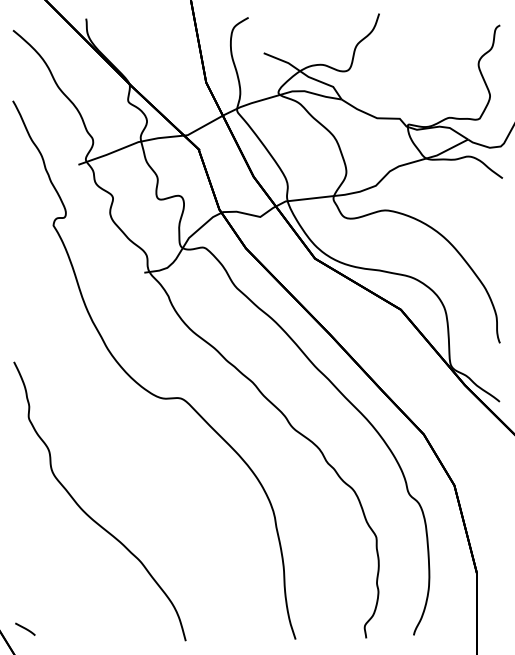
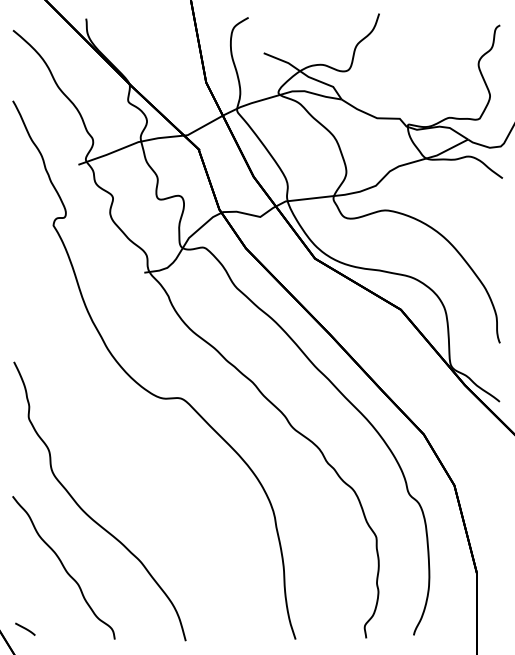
curve: none -> present (63, 567)
